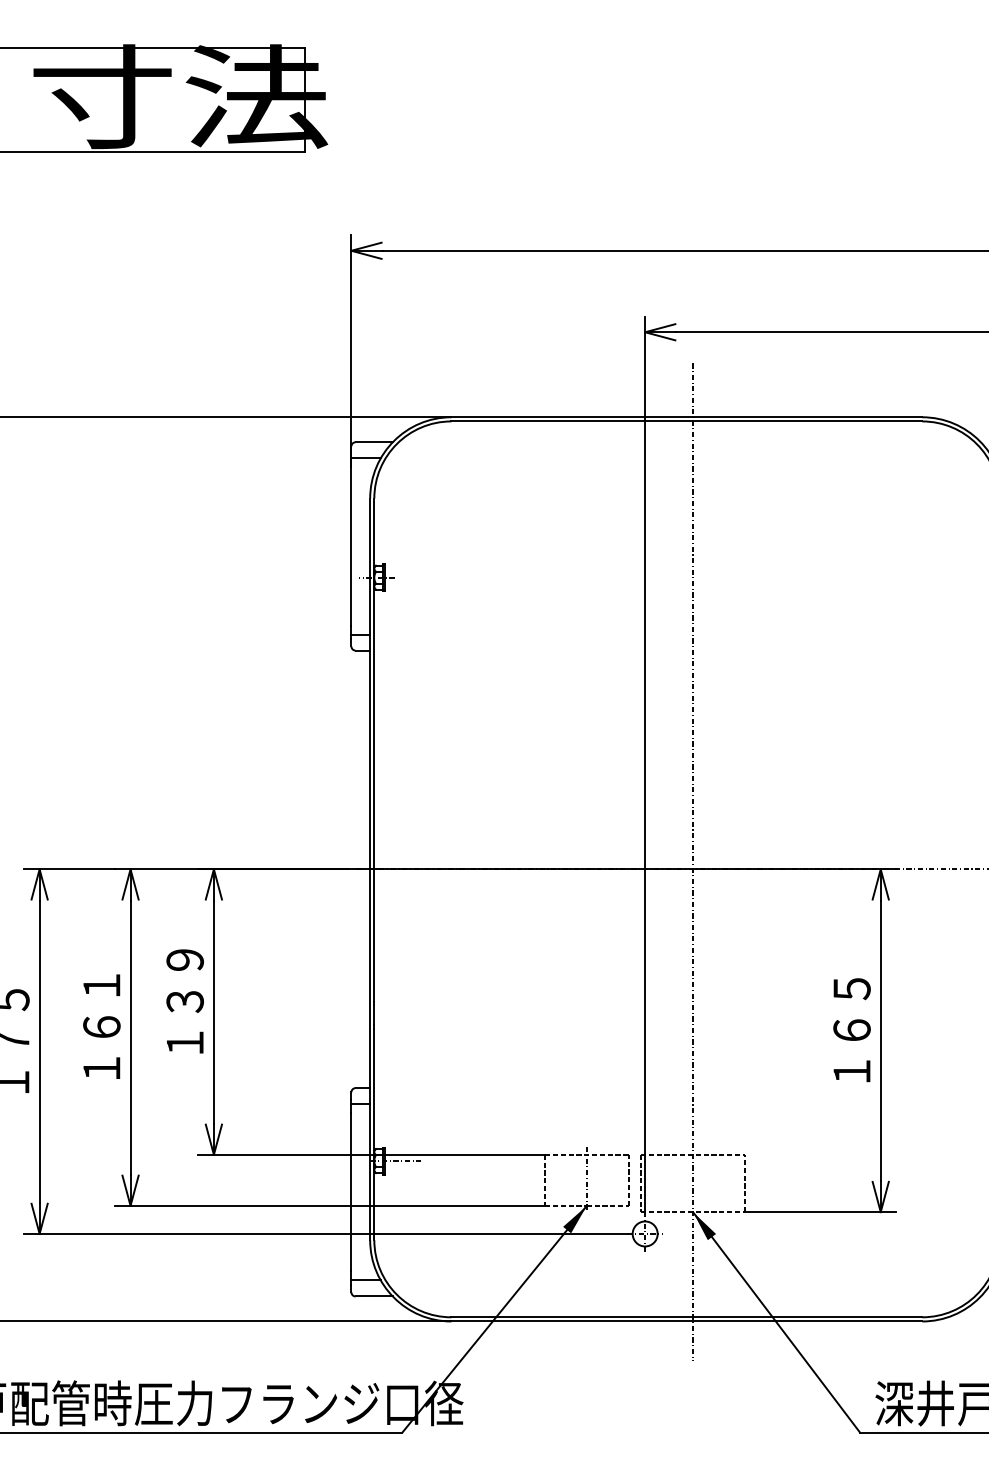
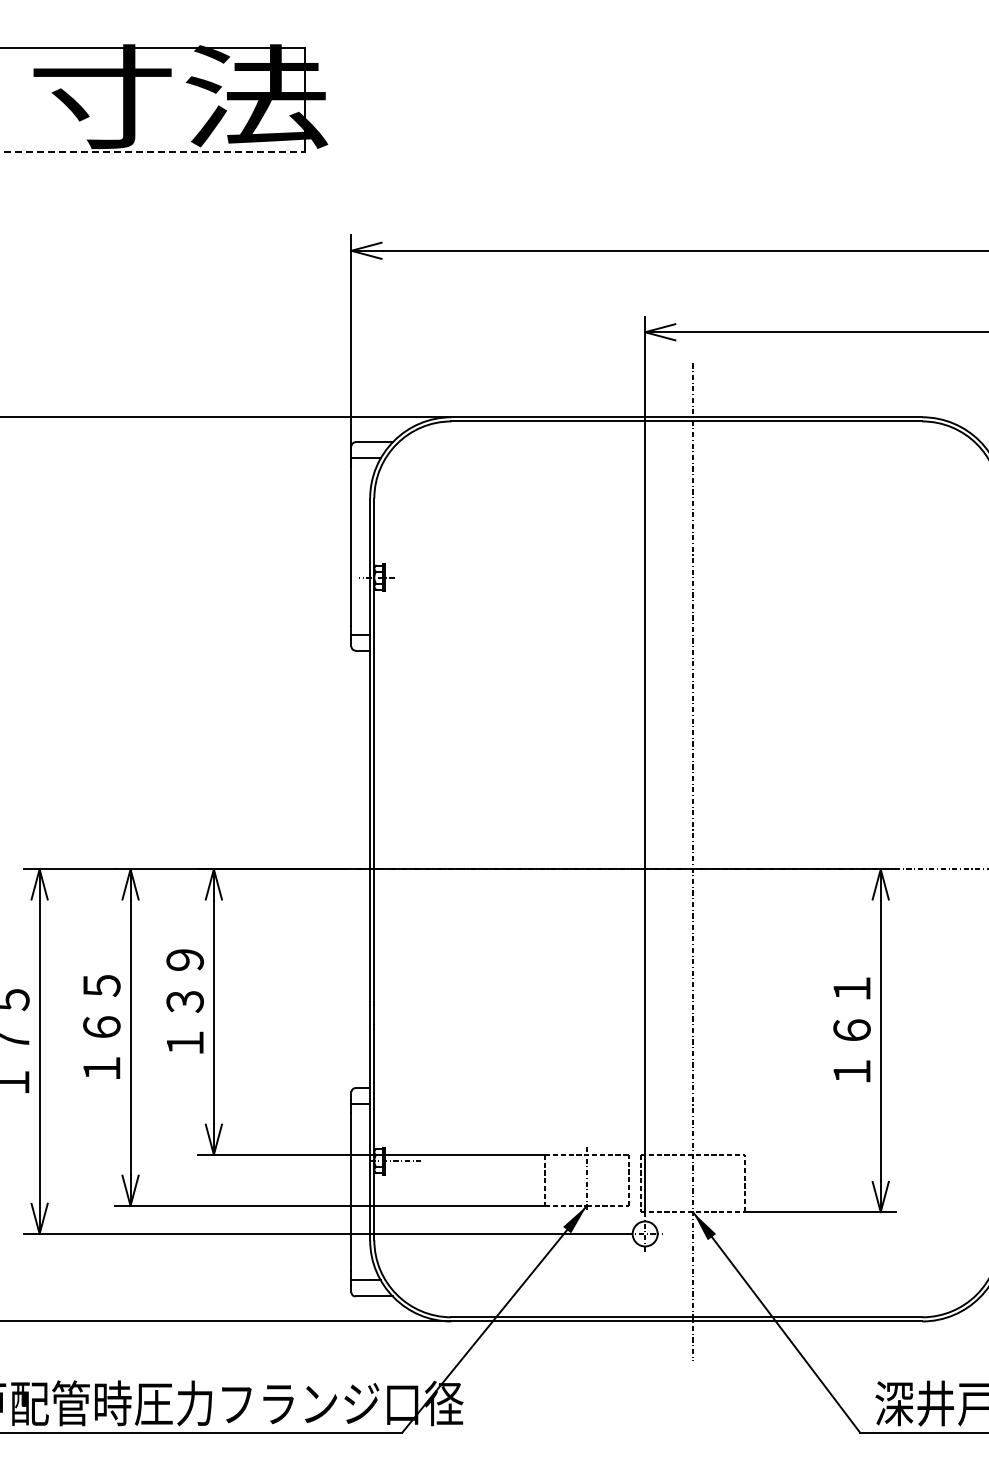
line: solid -> dashed (153, 152)
text: １６１ -> １６５ (101, 985)
text: １６５ -> １６１ (851, 988)
